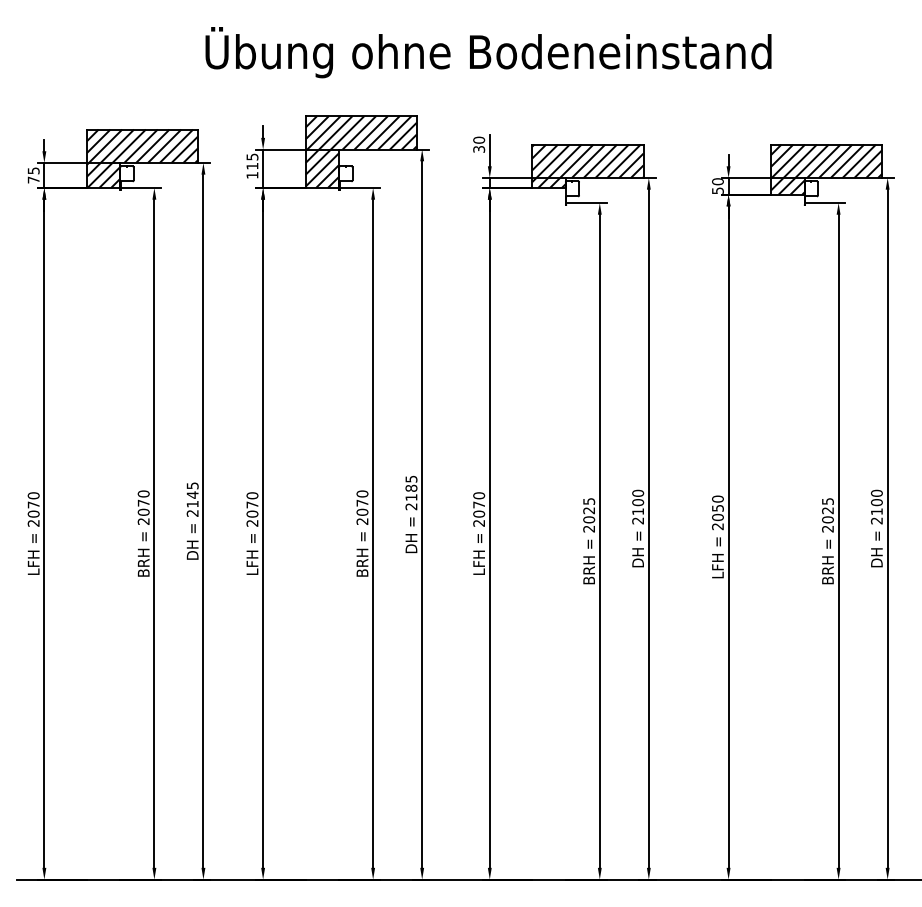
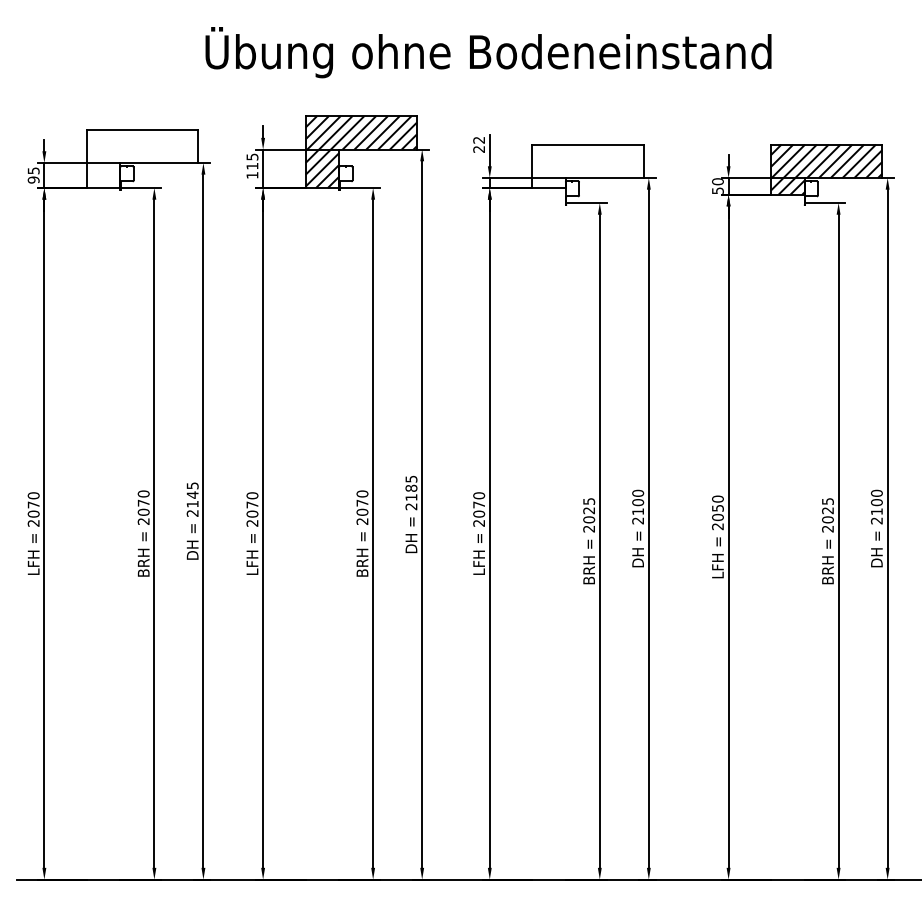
text: 30 -> 22 (479, 144)
hatch: present -> none (142, 158)
hatch: present -> none (587, 166)
text: 75 -> 95 (33, 179)
